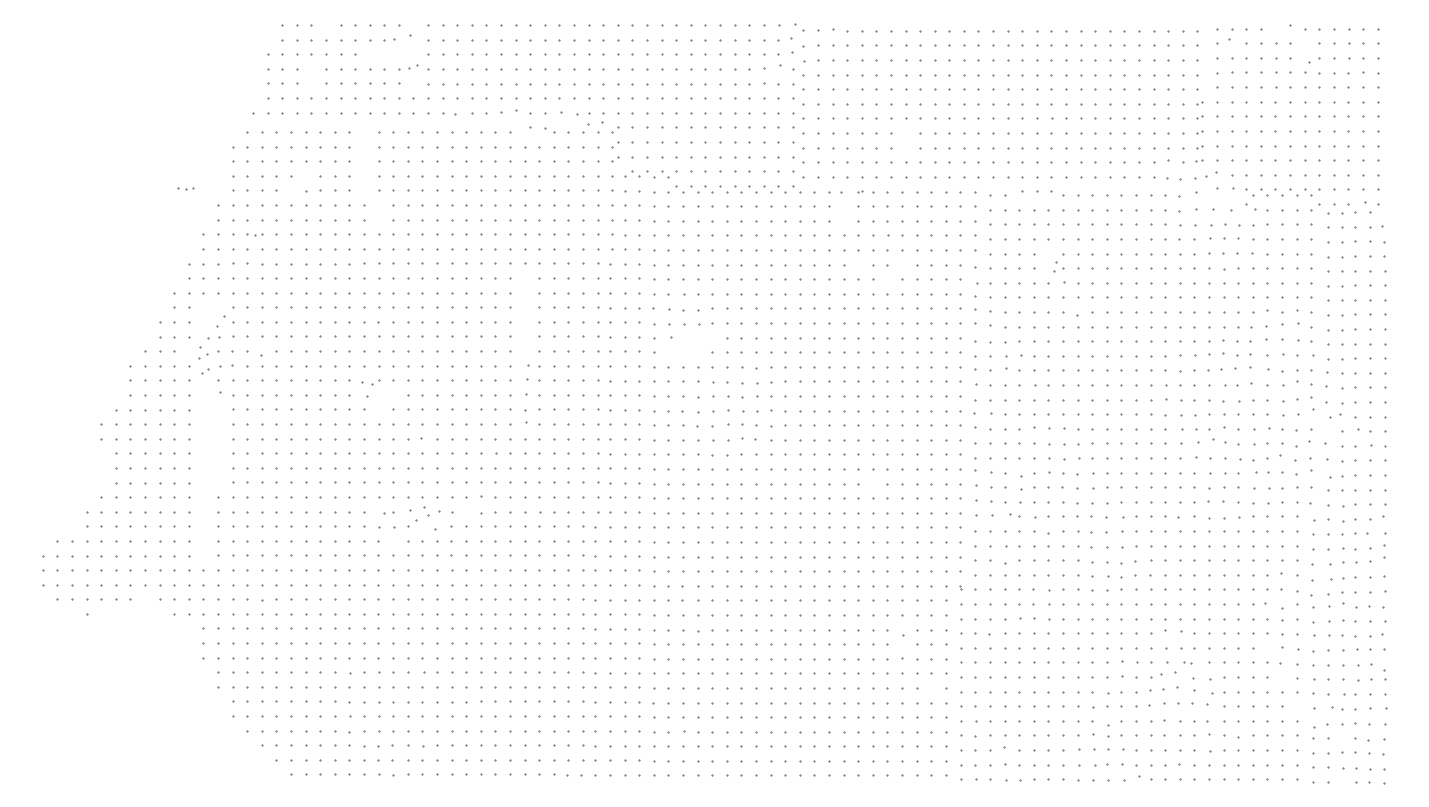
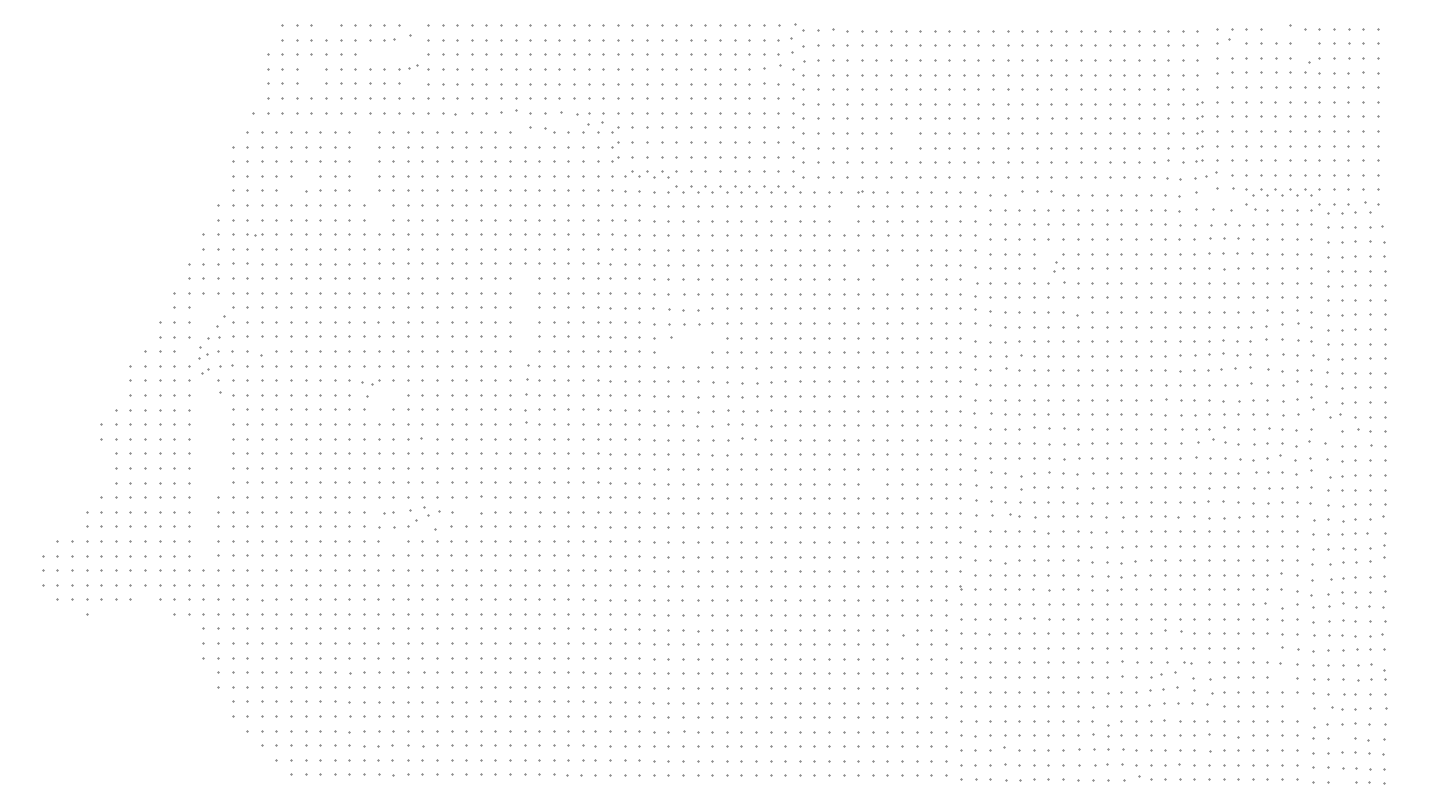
part: present -> none (185, 188)
